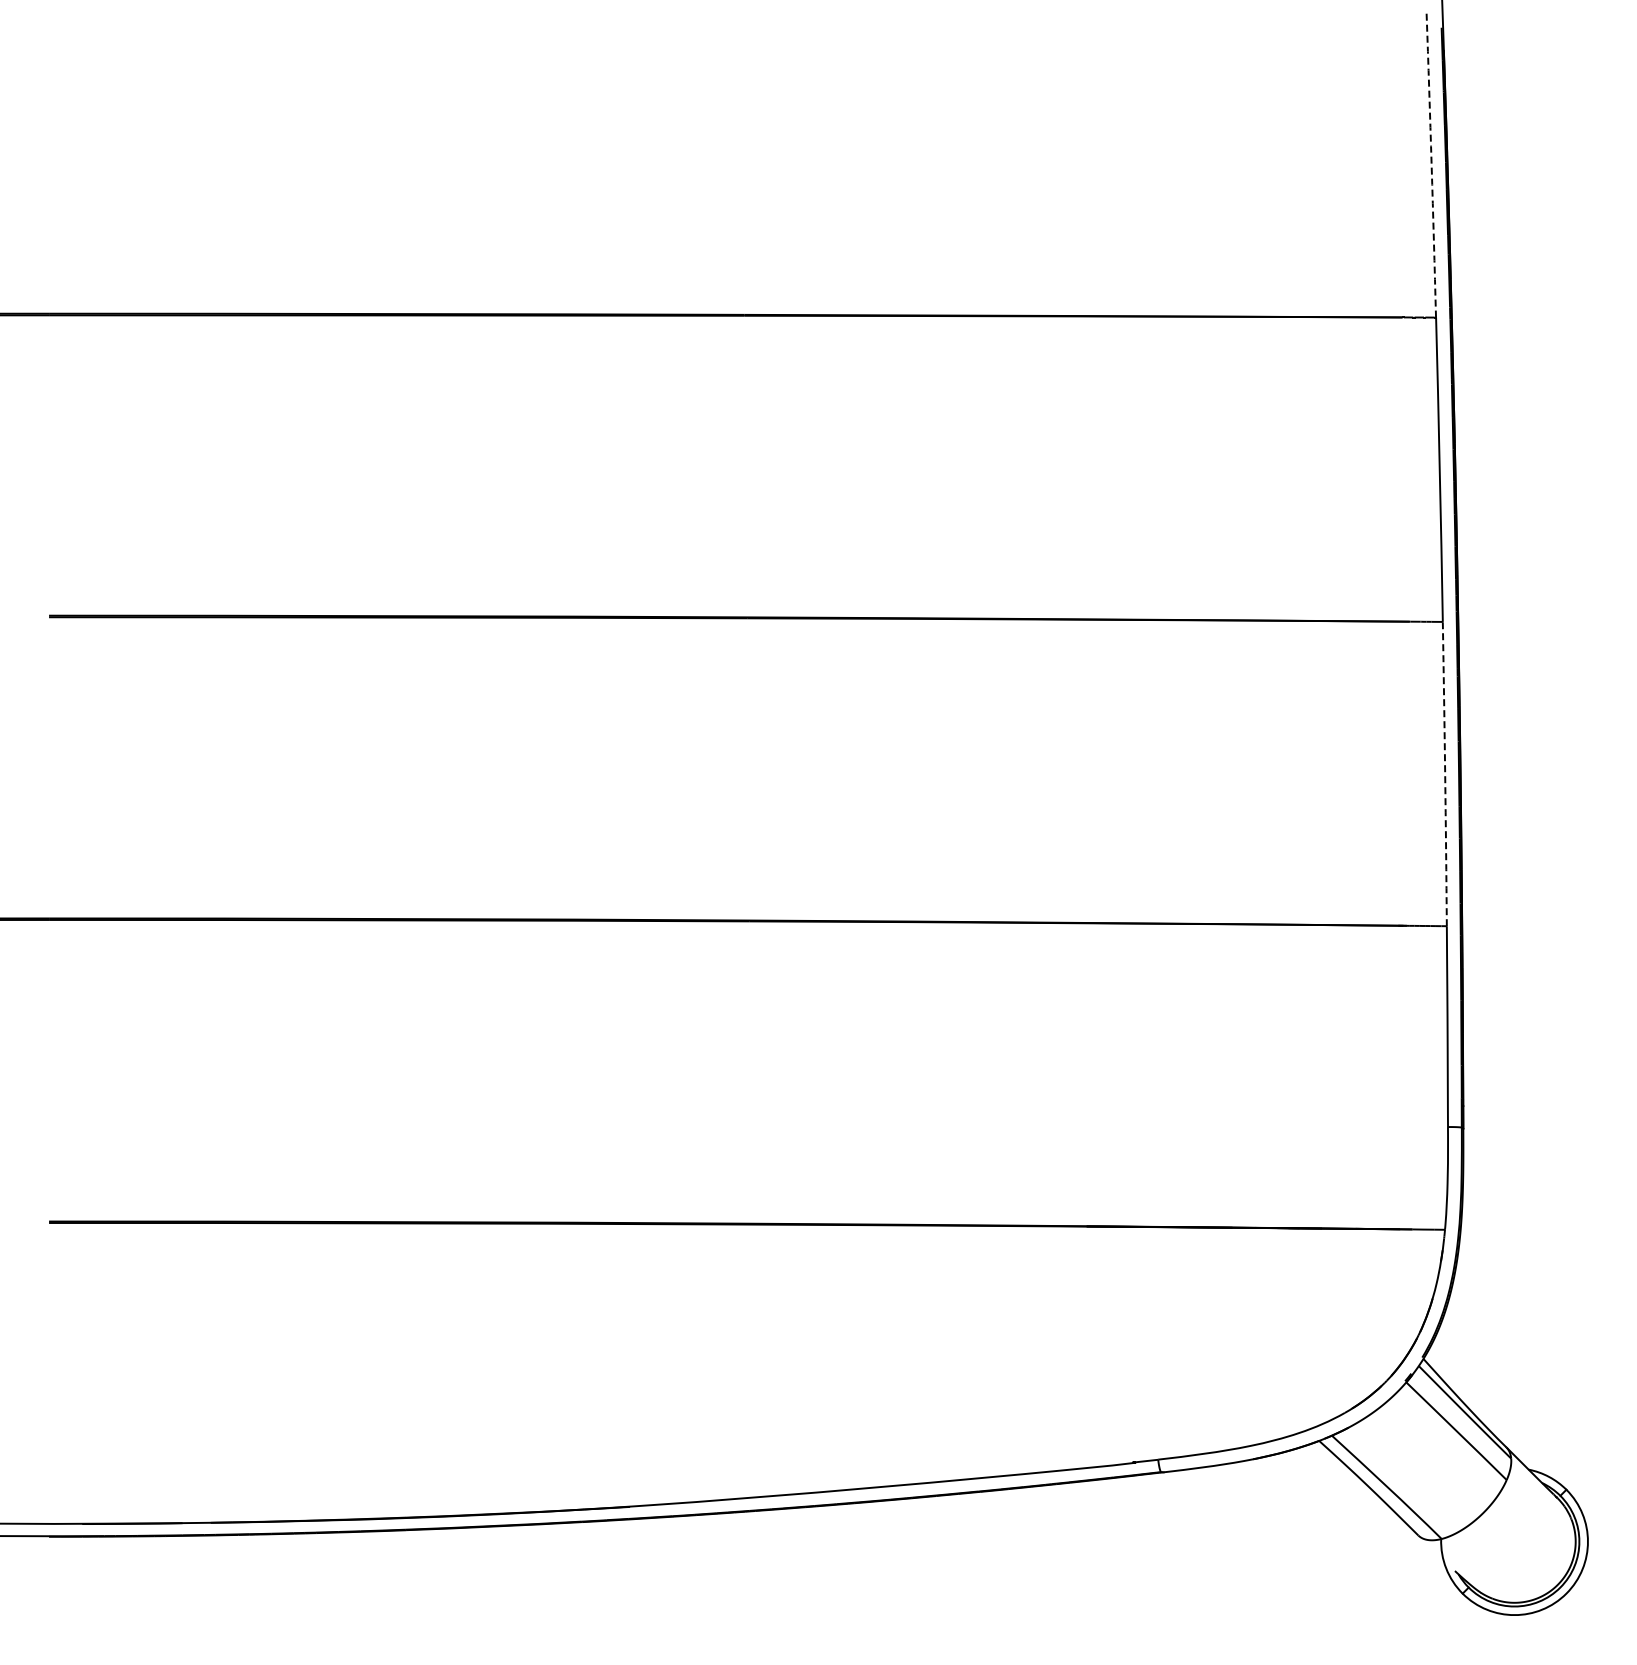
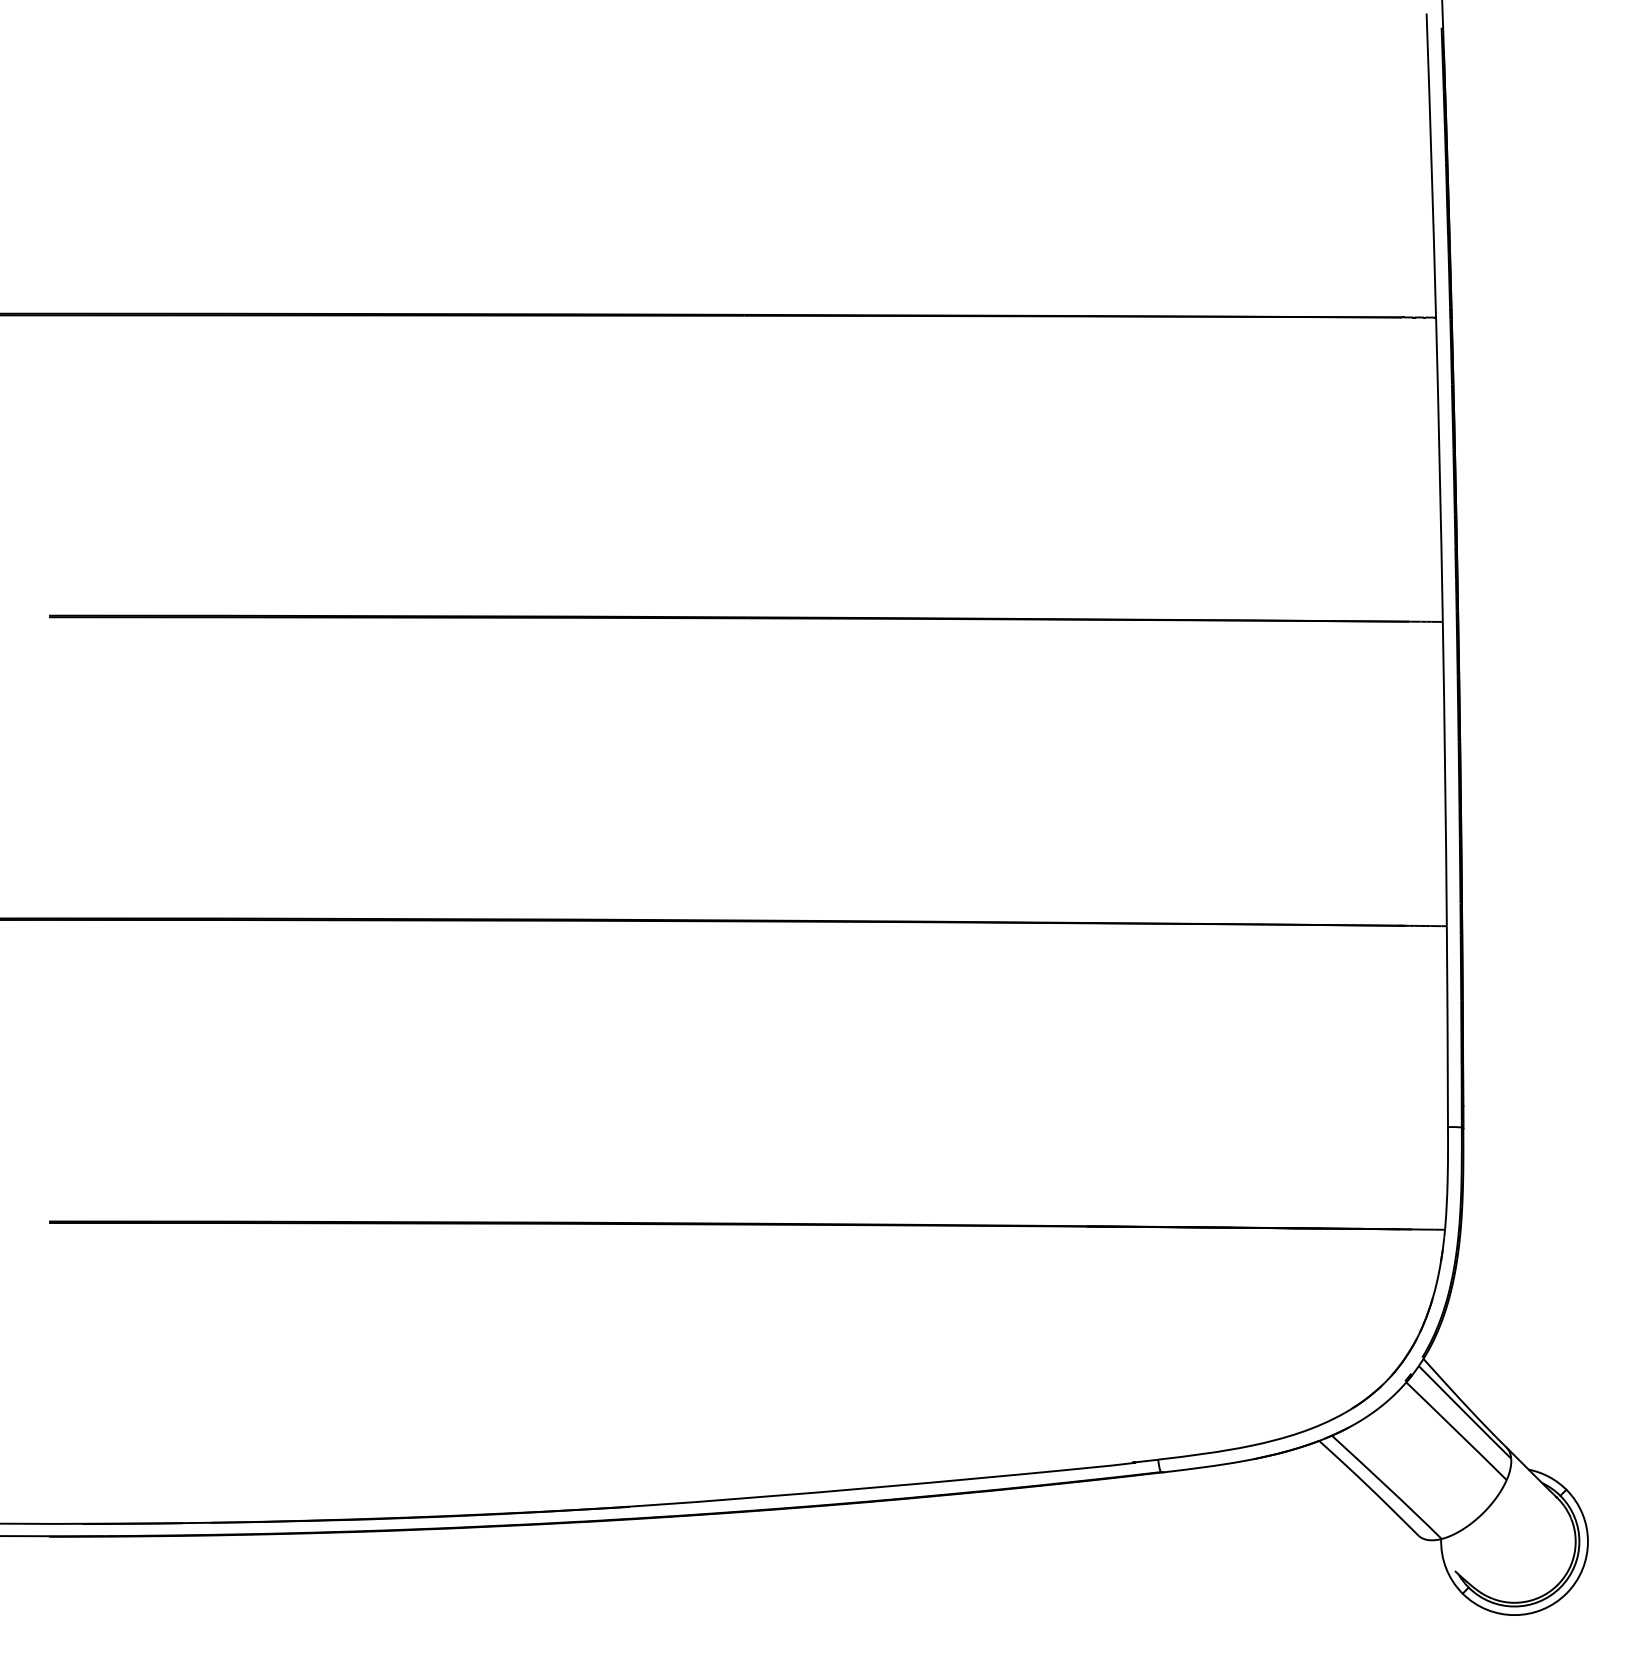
arc: dashed -> solid (1431, 165)
arc: dashed -> solid (1445, 774)
